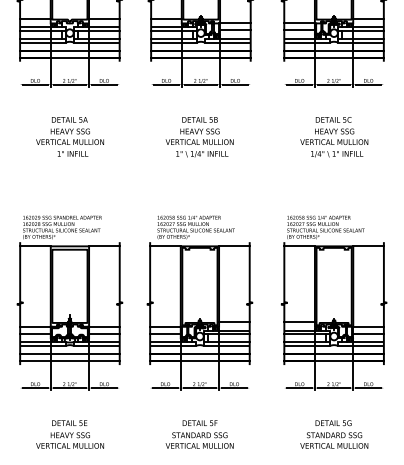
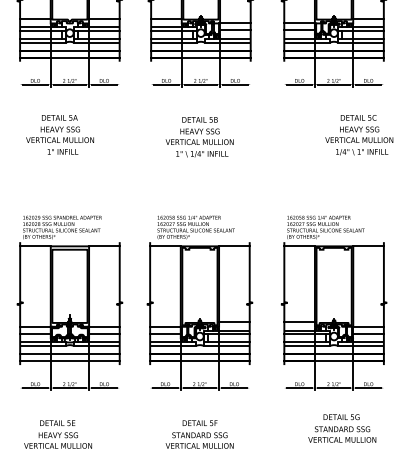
text position: (69, 136) -> (59, 134) (59, 134)
text position: (334, 137) -> (359, 135) (359, 135)
text position: (69, 434) -> (57, 434) (57, 434)
text position: (334, 434) -> (342, 428) (342, 428)
